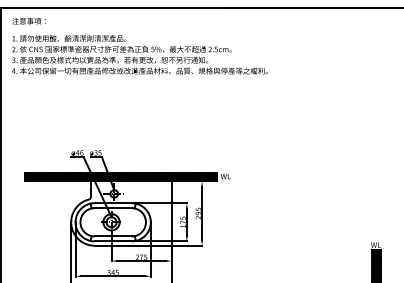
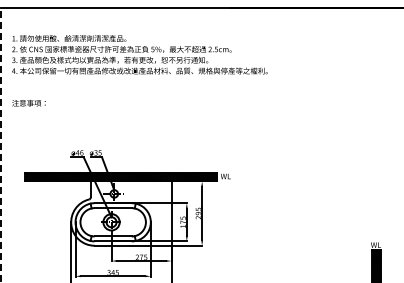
text position: (28, 21) -> (28, 103) (28, 103)
line: solid -> dashed (0, 144)
